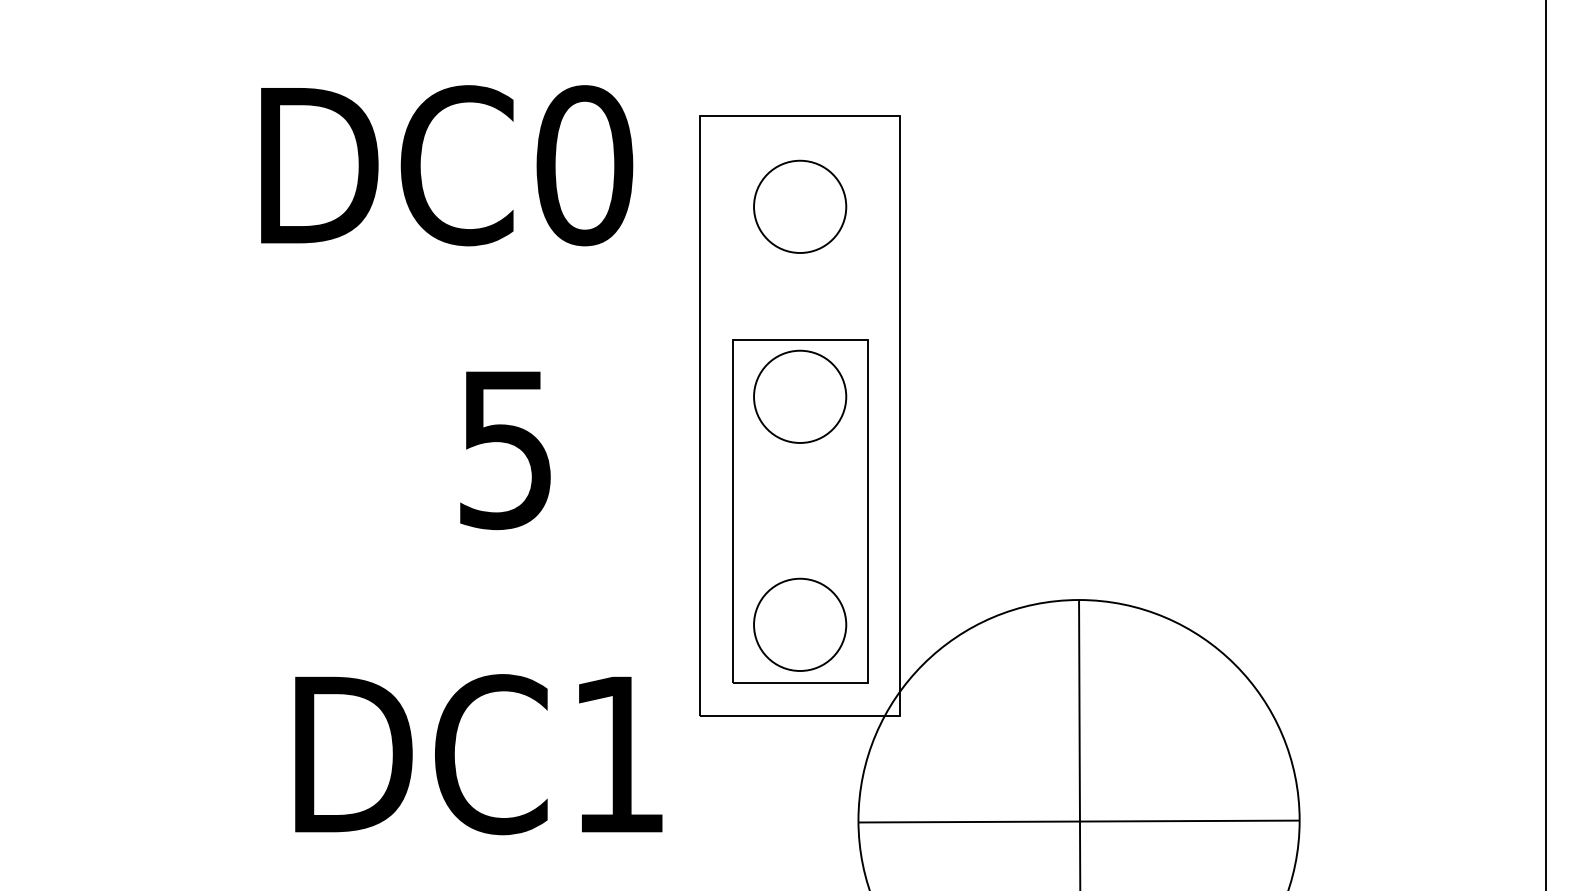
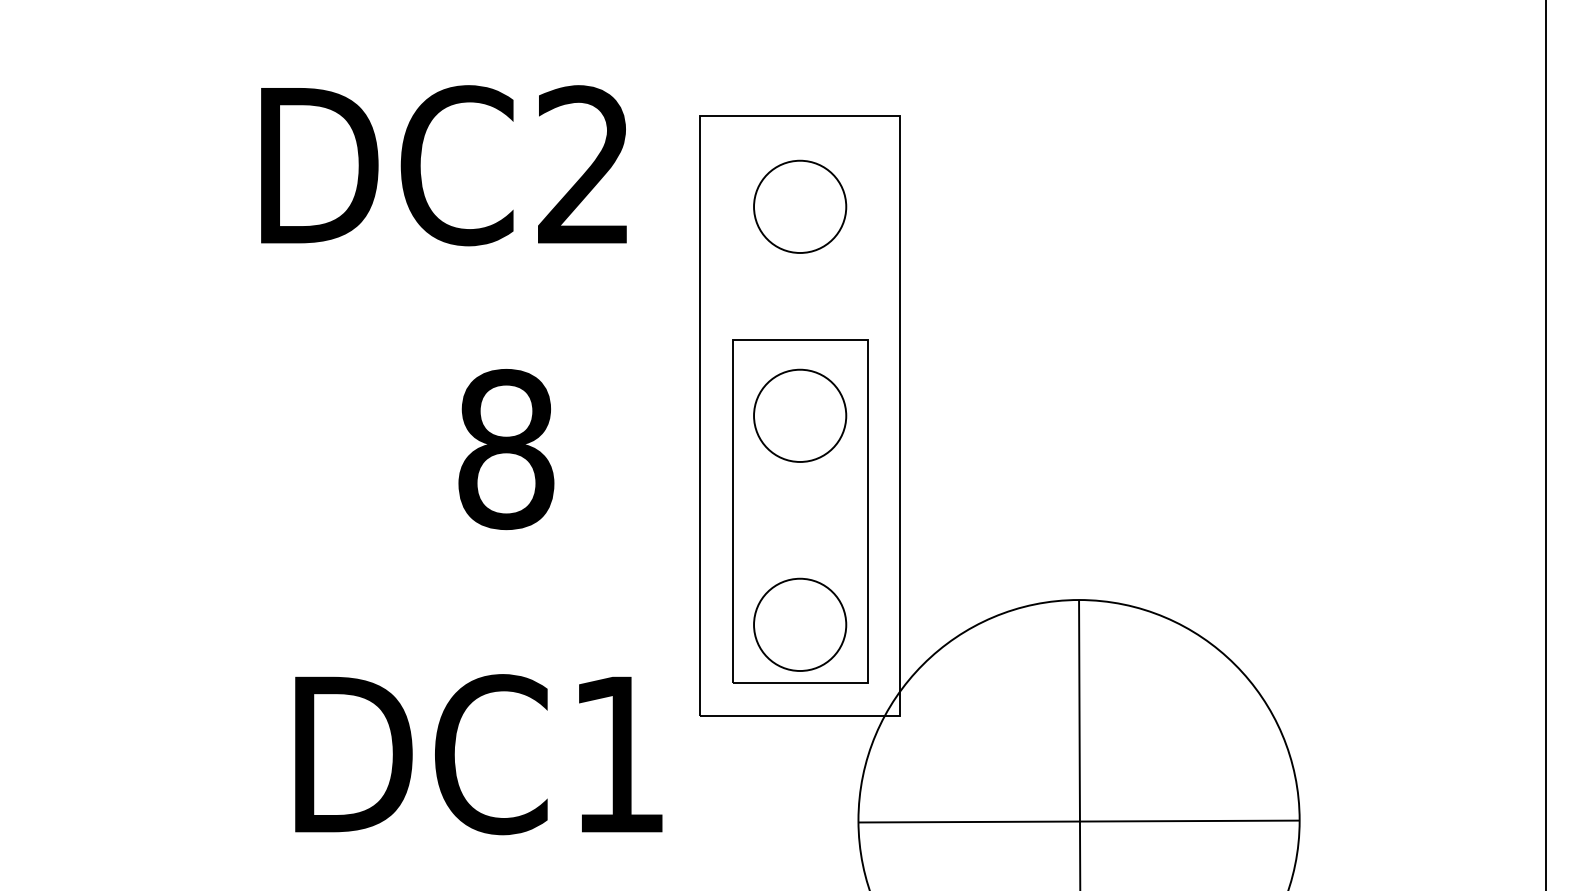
text: DC0 -> DC2 (584, 165)
part position: (800, 396) -> (800, 415) (800, 415)
text: 5 -> 8 (506, 449)
